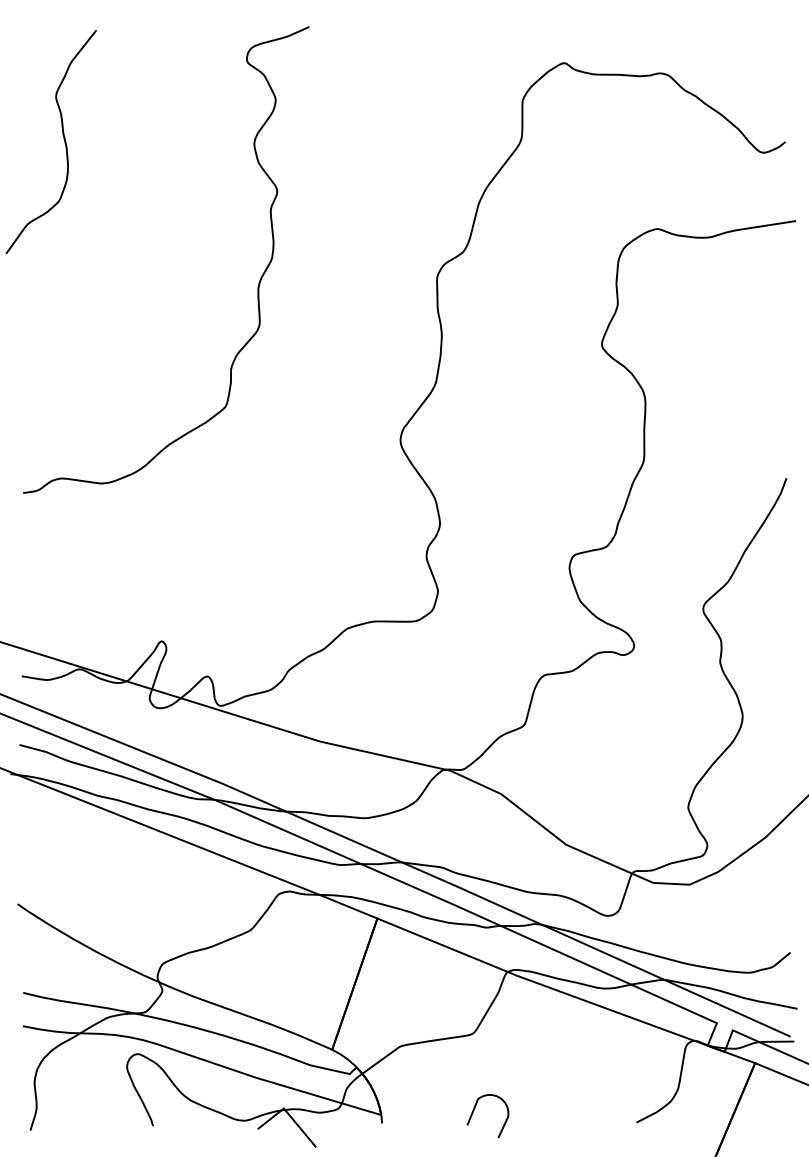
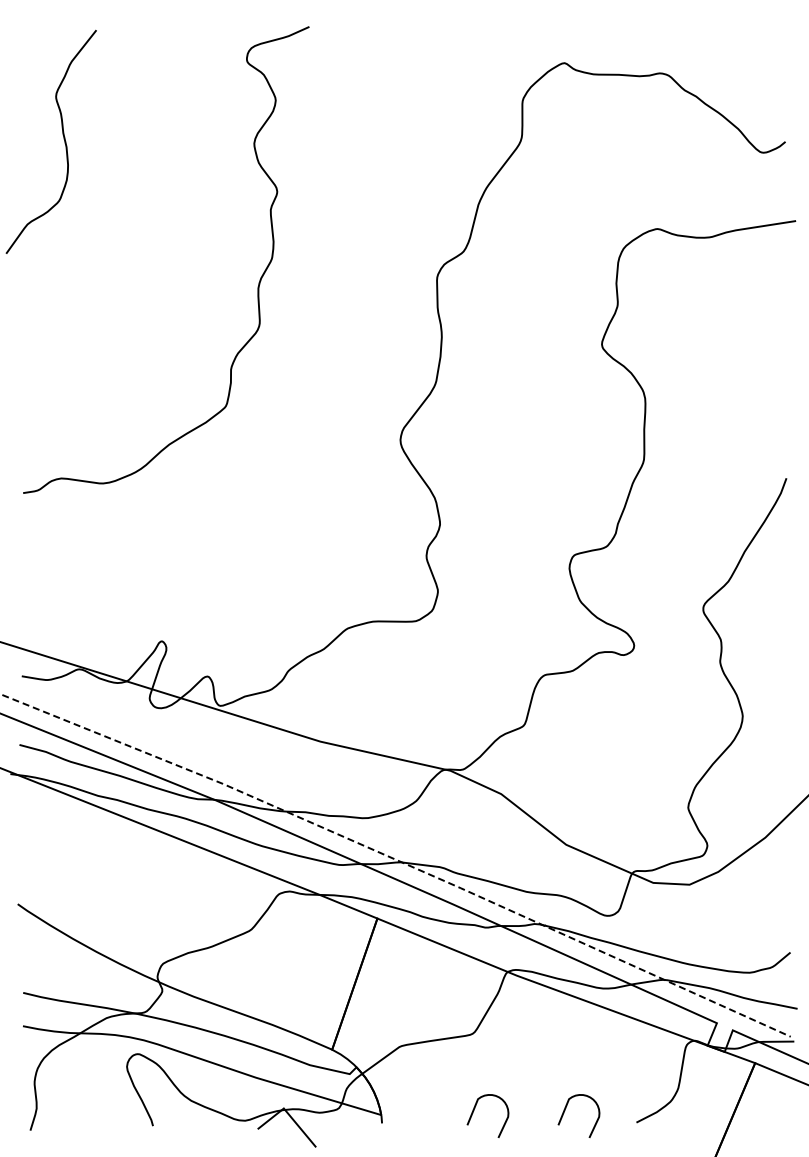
line: solid -> dashed (397, 860)
curve: none -> present (566, 1108)
